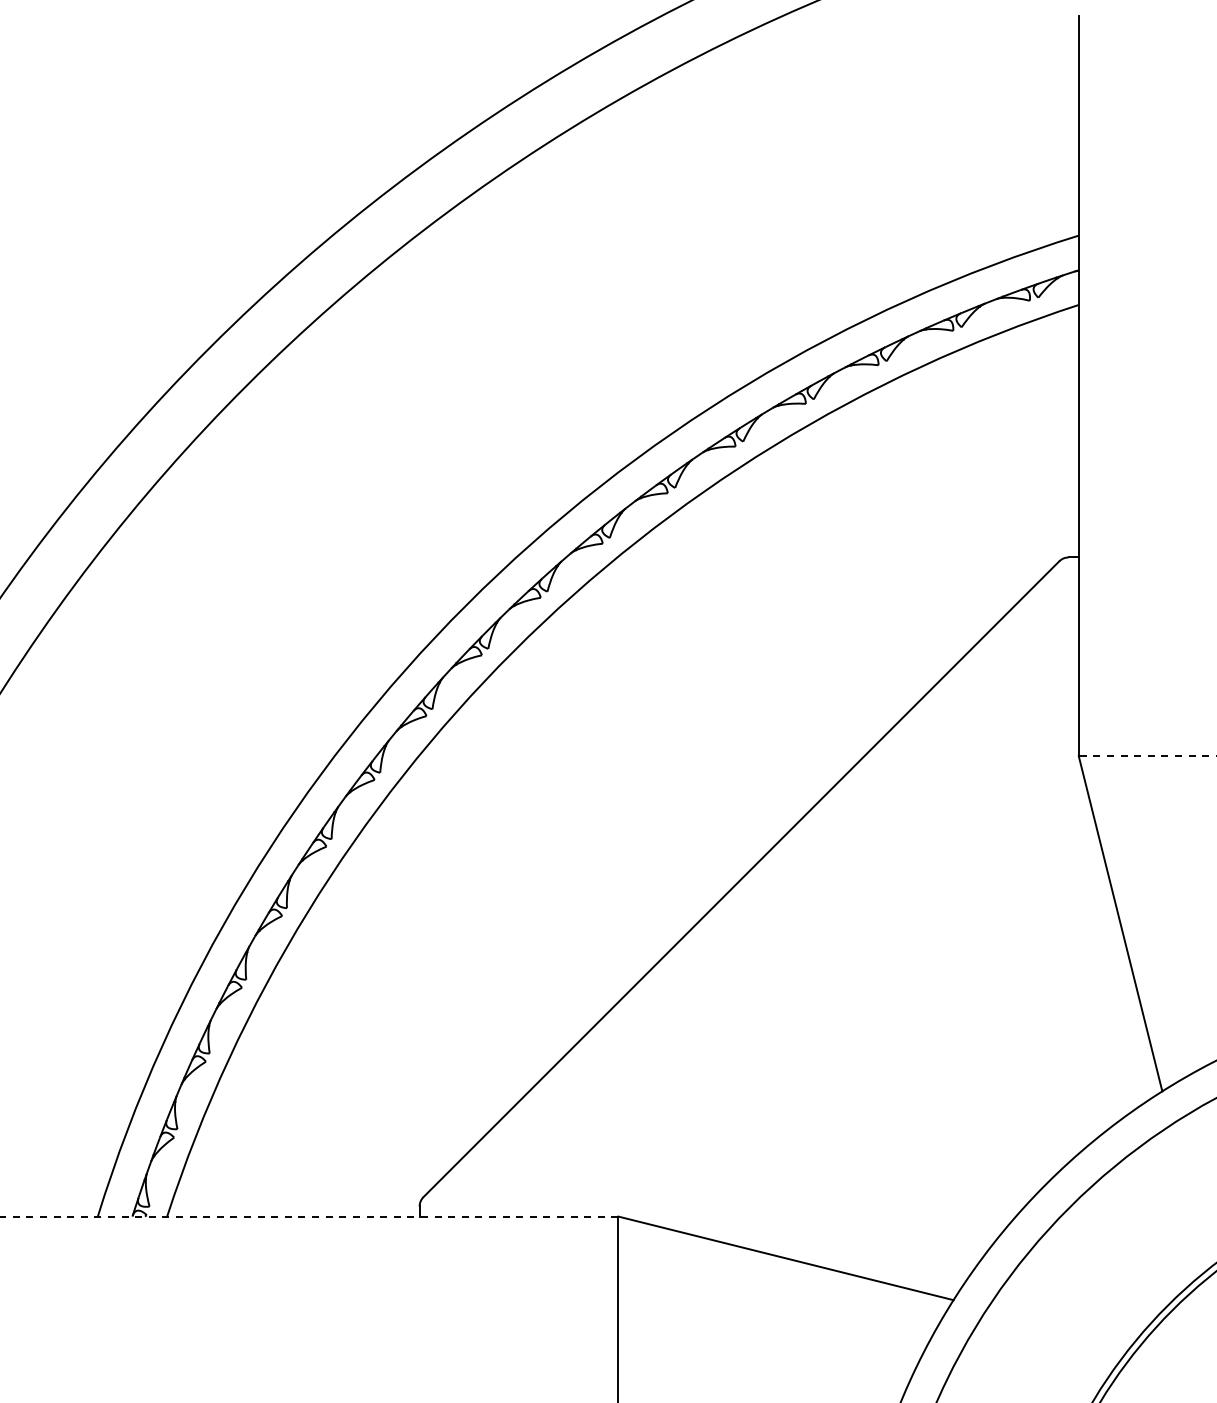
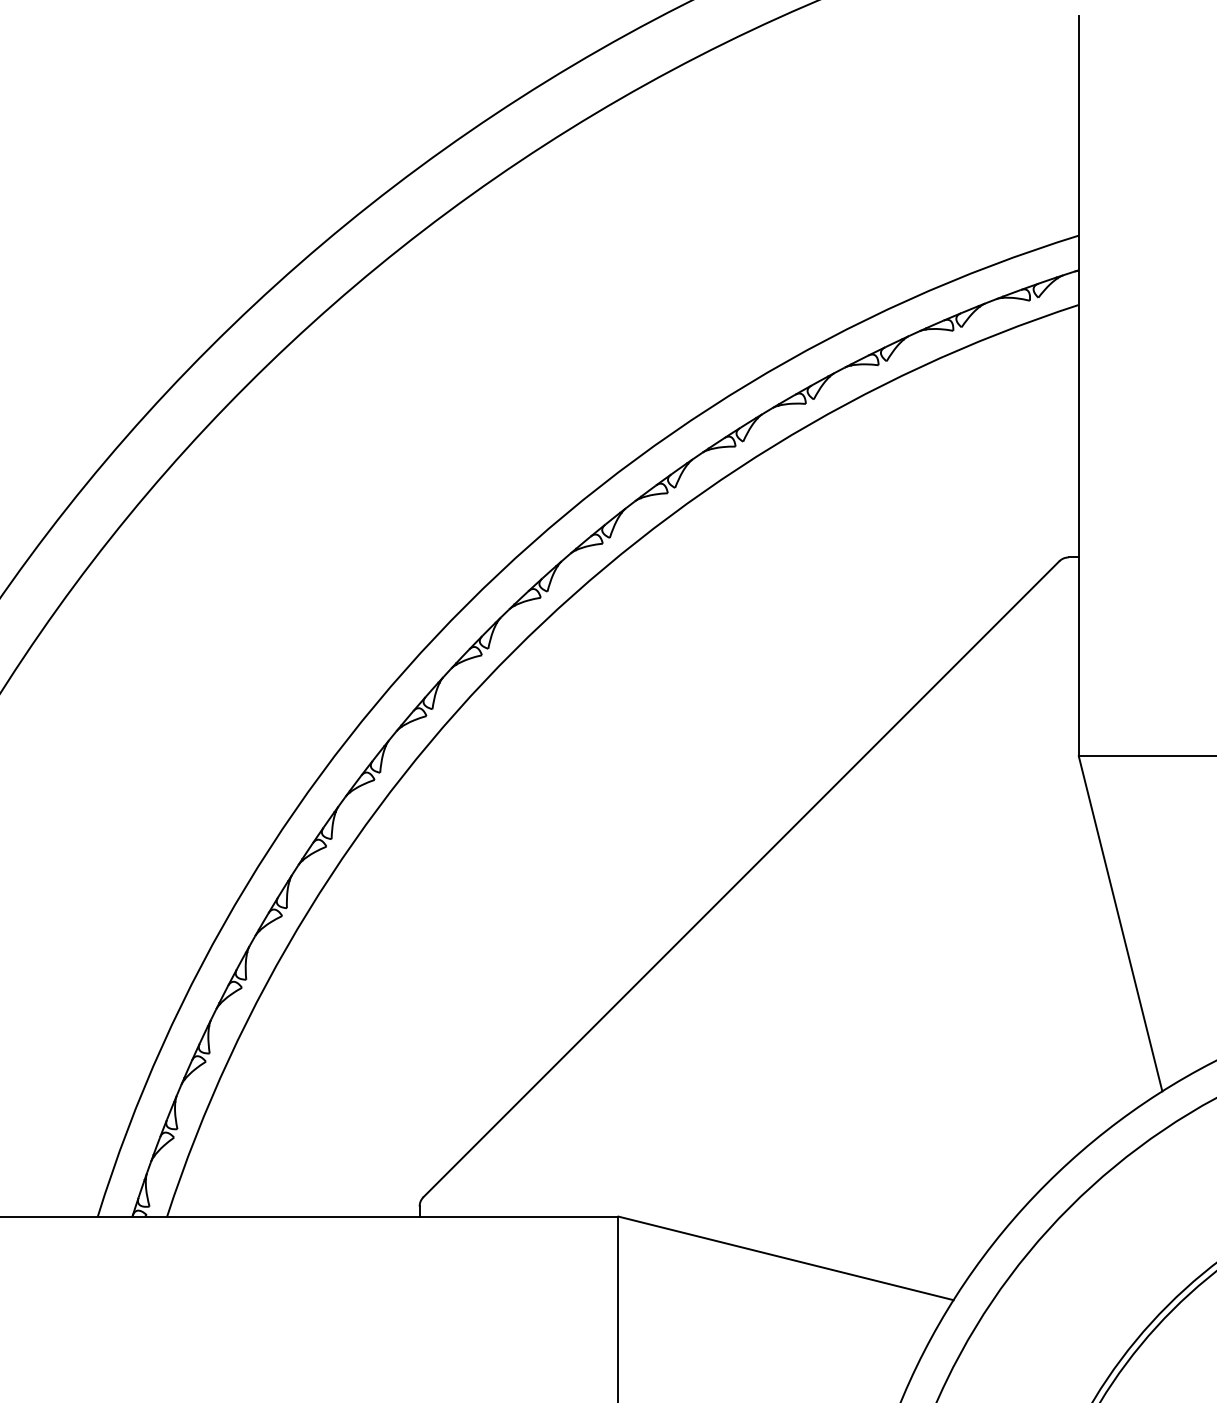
line: dashed -> solid (1147, 756)
line: dashed -> solid (308, 1216)
